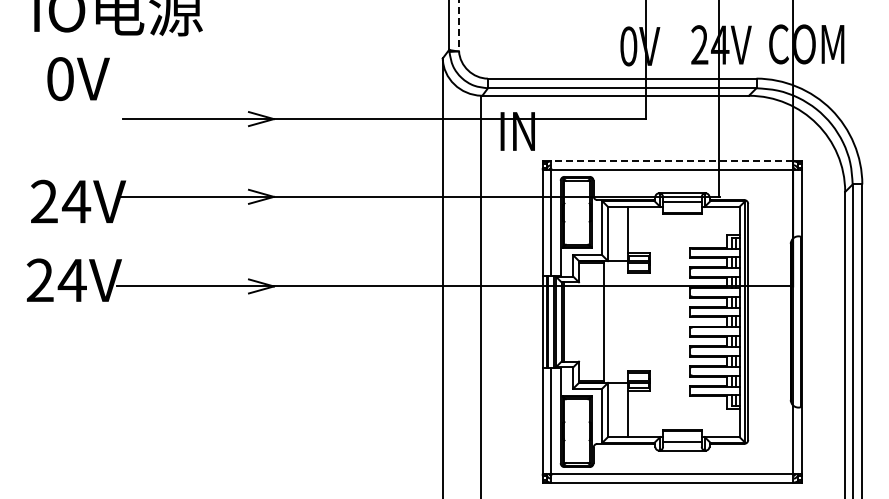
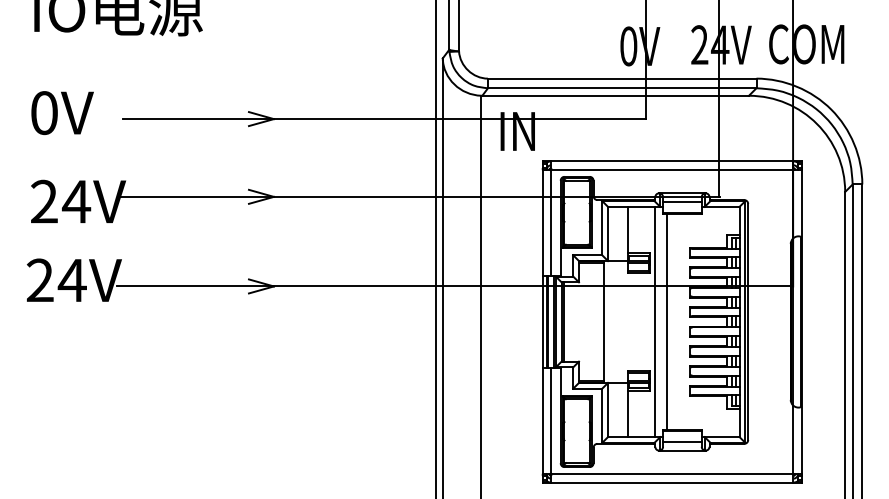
line: dashed -> solid (459, 26)
text position: (78, 79) -> (62, 113) (62, 113)
line: dashed -> solid (672, 161)
line: none -> present (435, 248)
line: none -> present (655, 321)
line: none -> present (667, 321)
